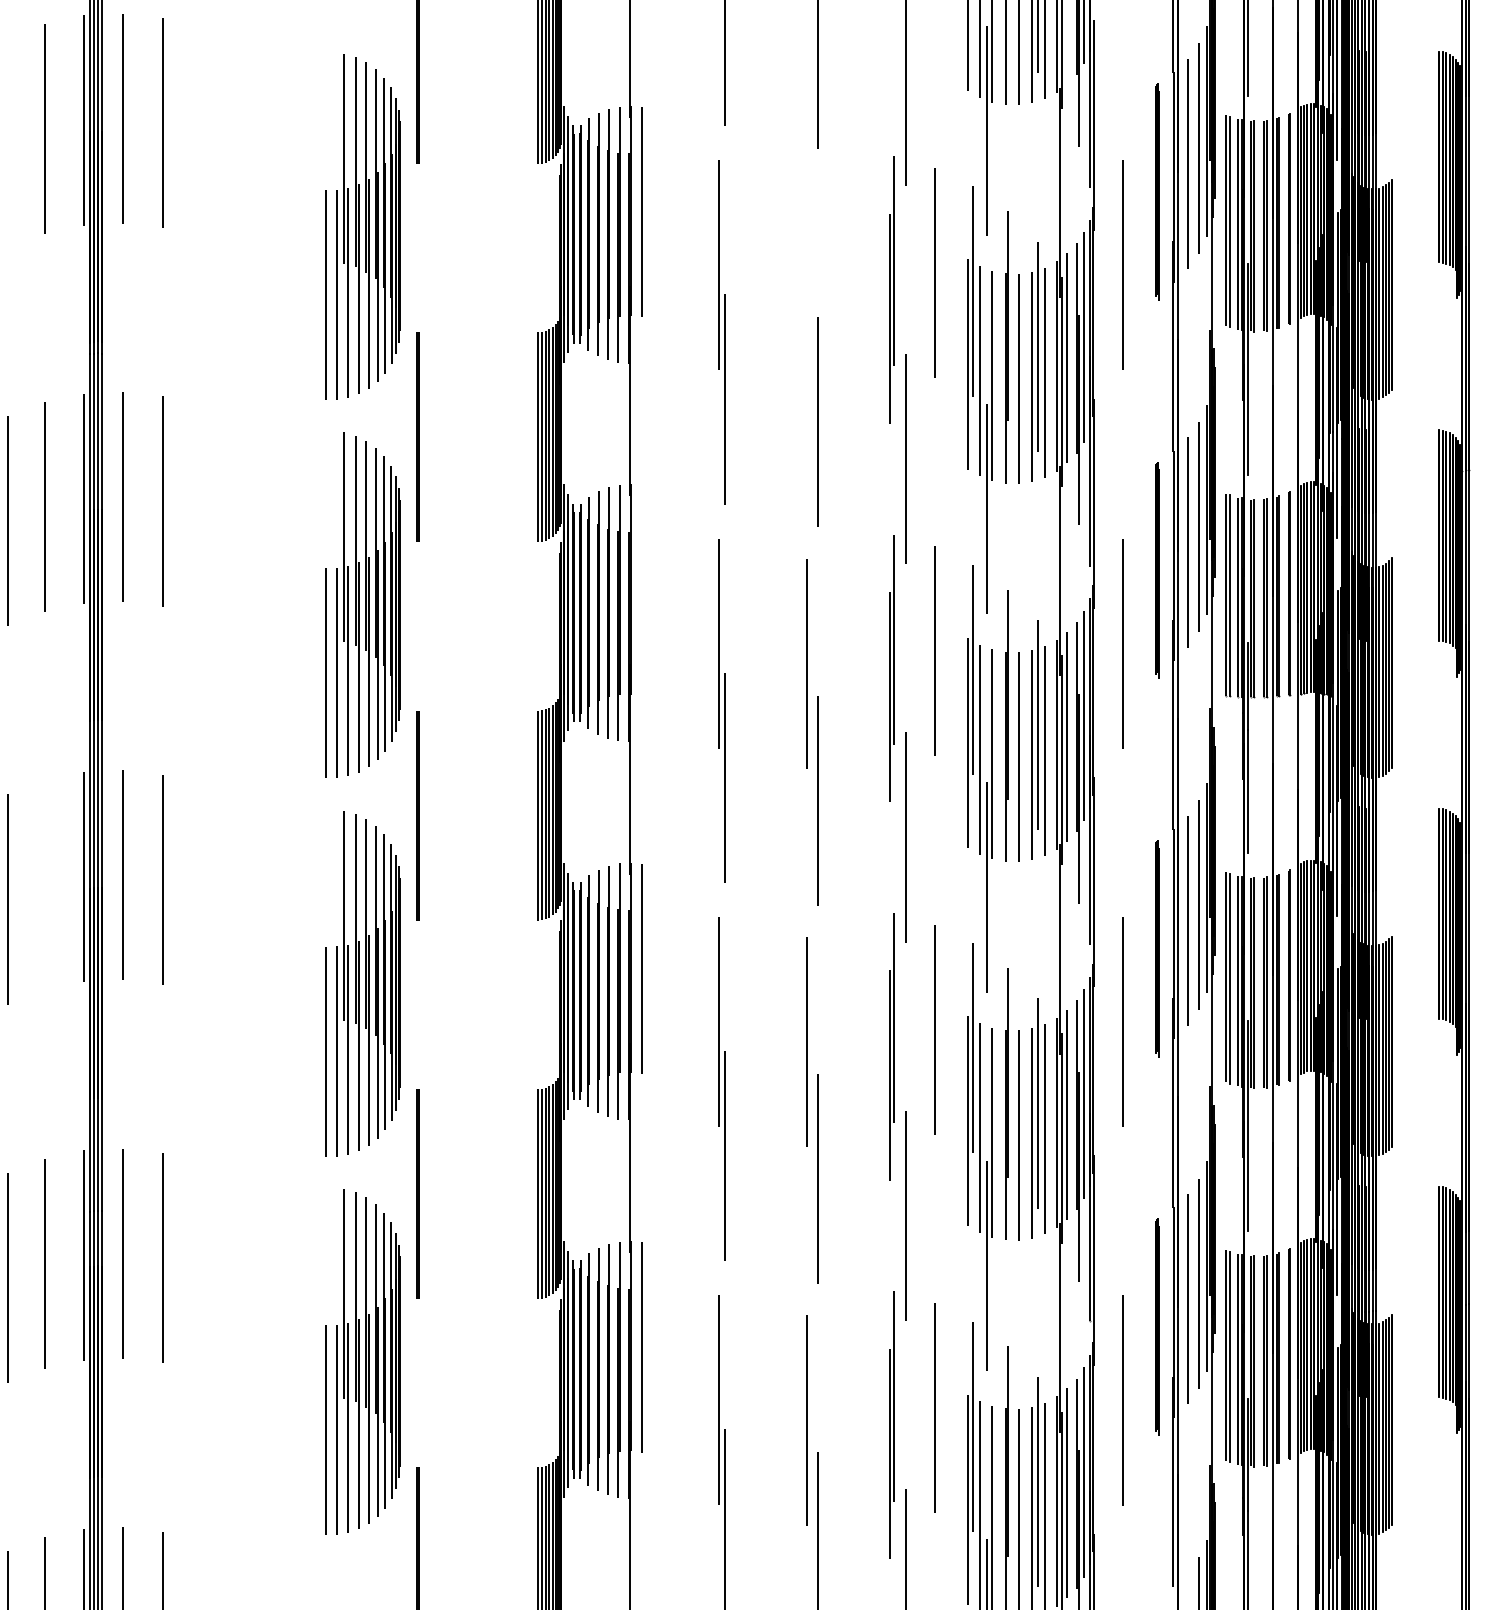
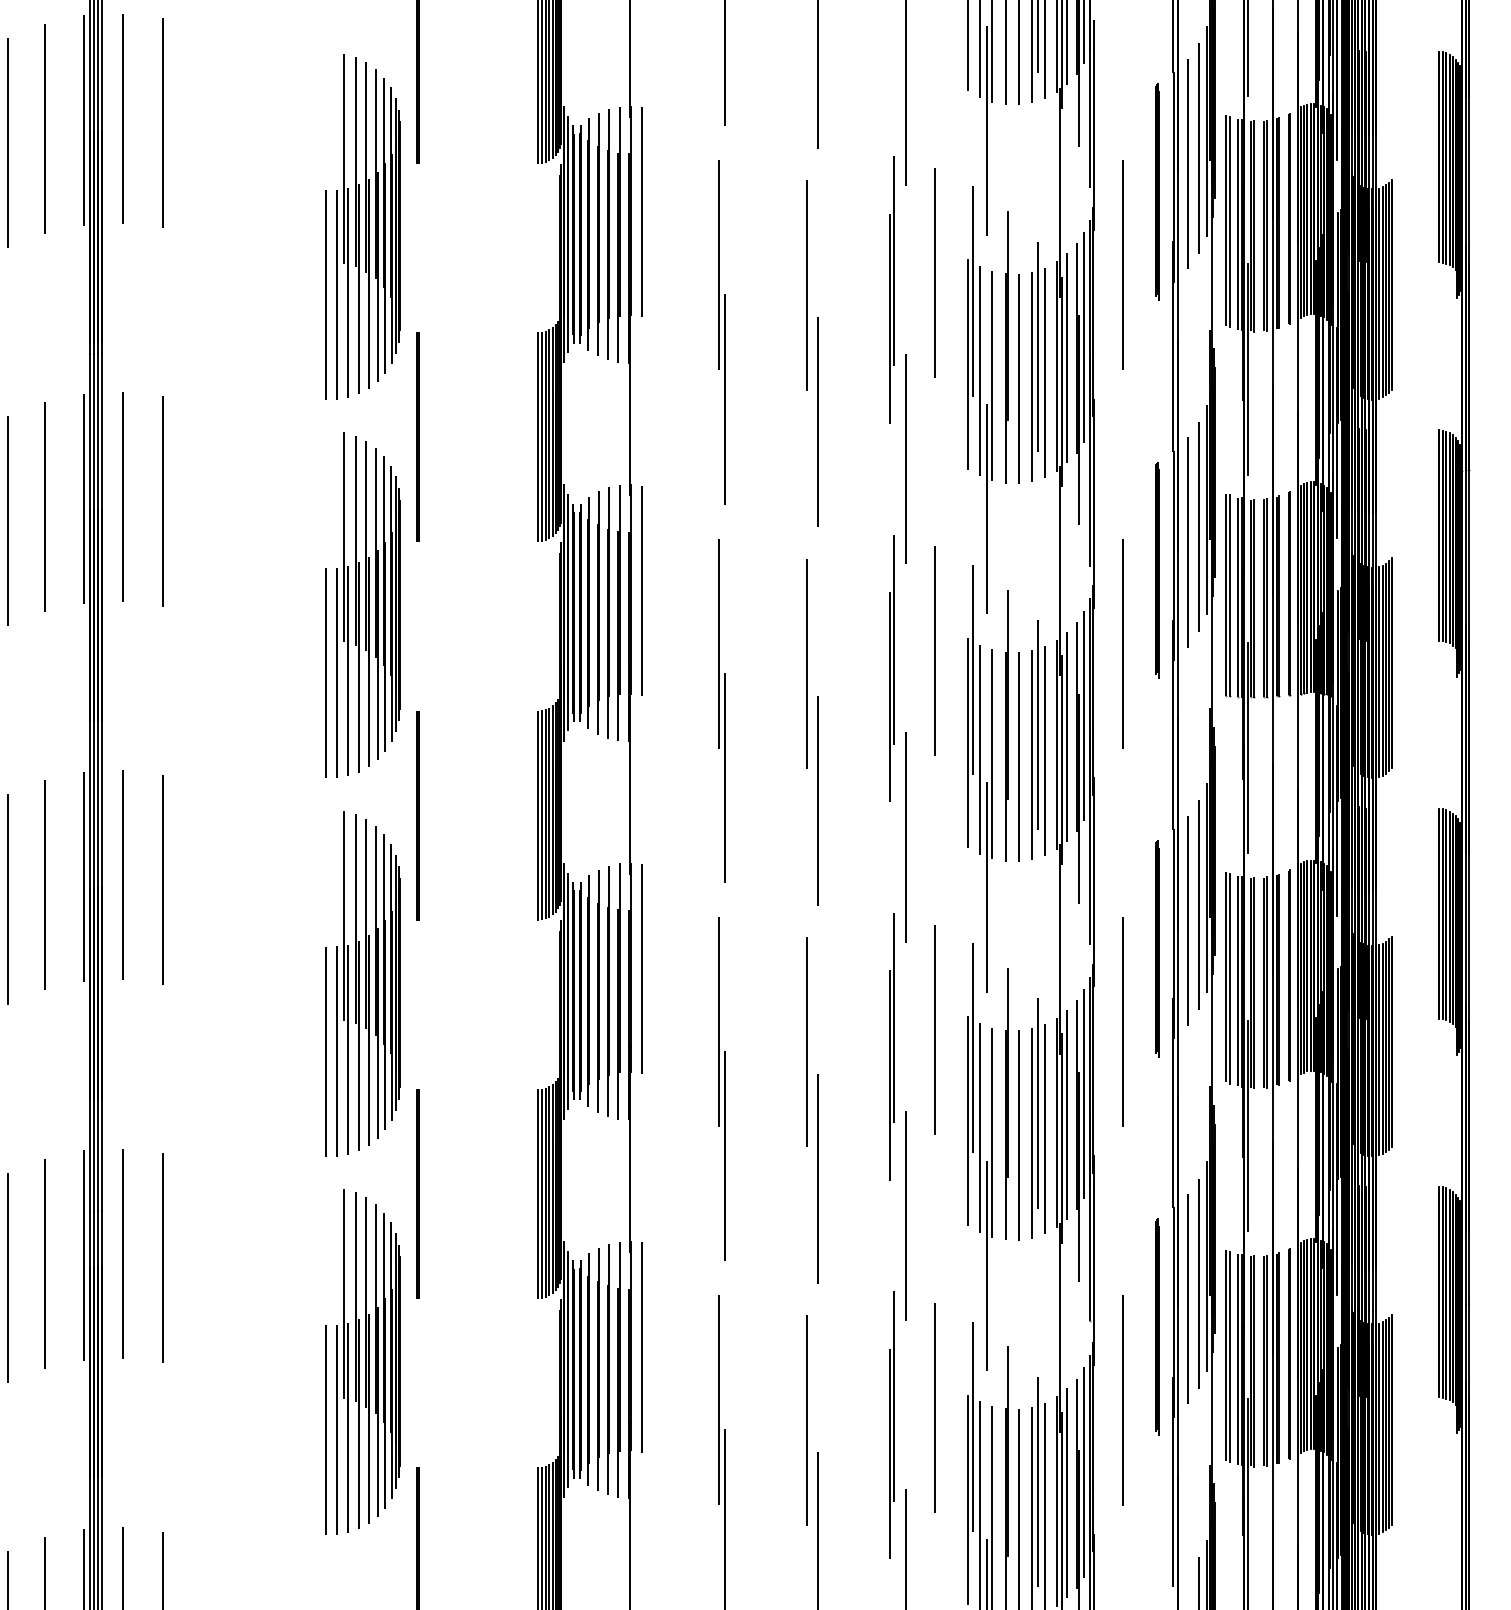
line: none -> present (1067, 43)
line: none -> present (7, 142)
line: none -> present (806, 285)
line: none -> present (641, 590)
line: none -> present (45, 885)
